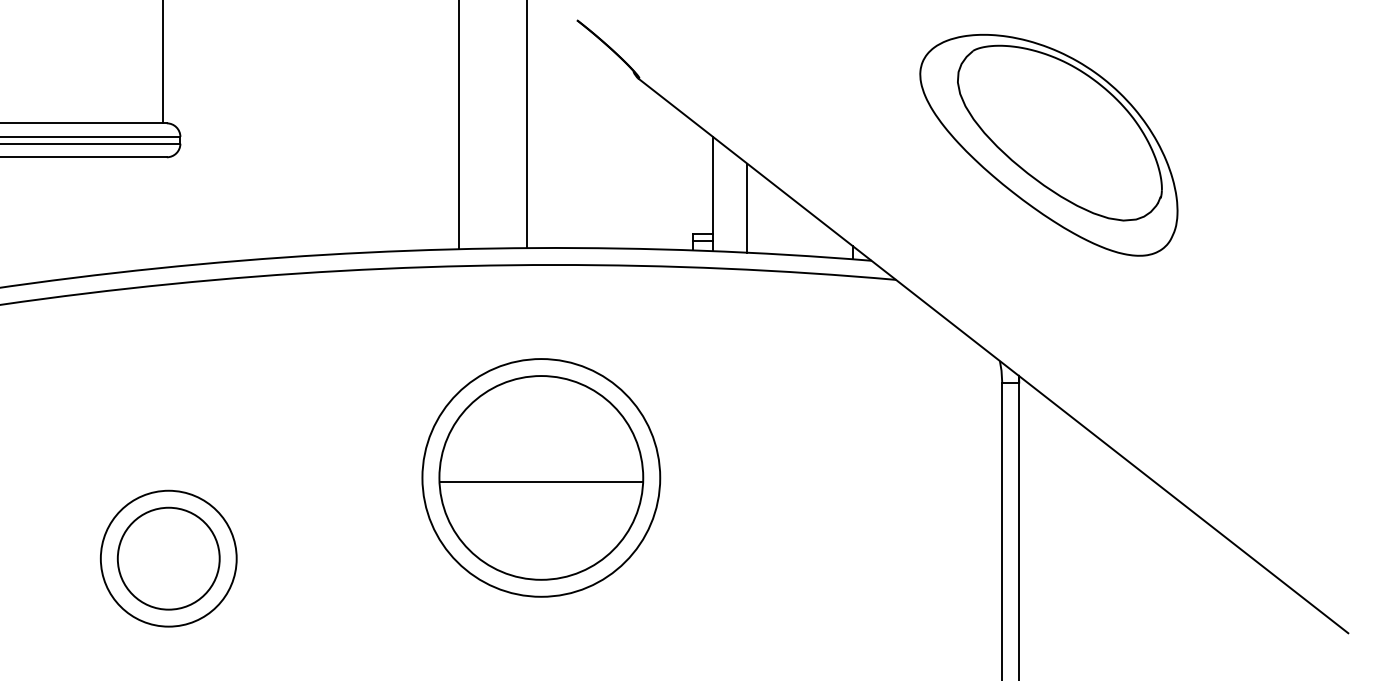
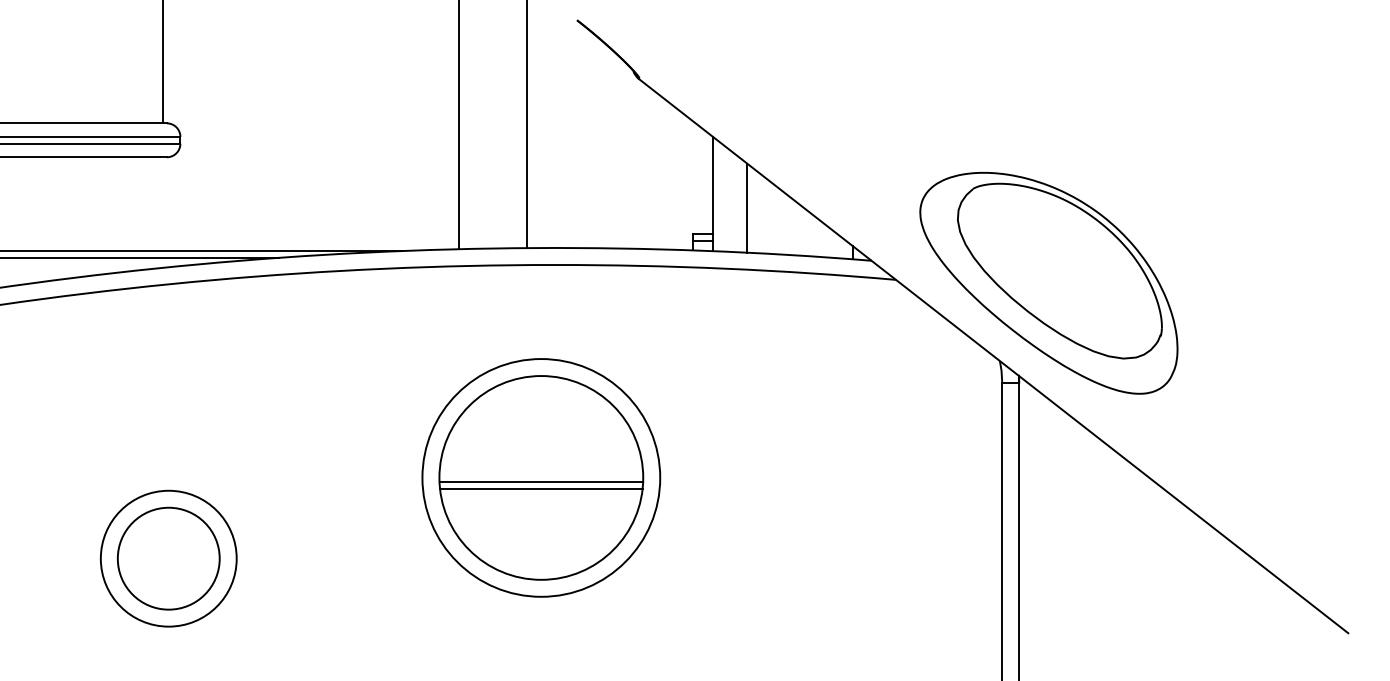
part position: (1048, 145) -> (1048, 283) (1048, 283)
line: none -> present (201, 251)
line: none -> present (140, 257)
line: none -> present (541, 488)
